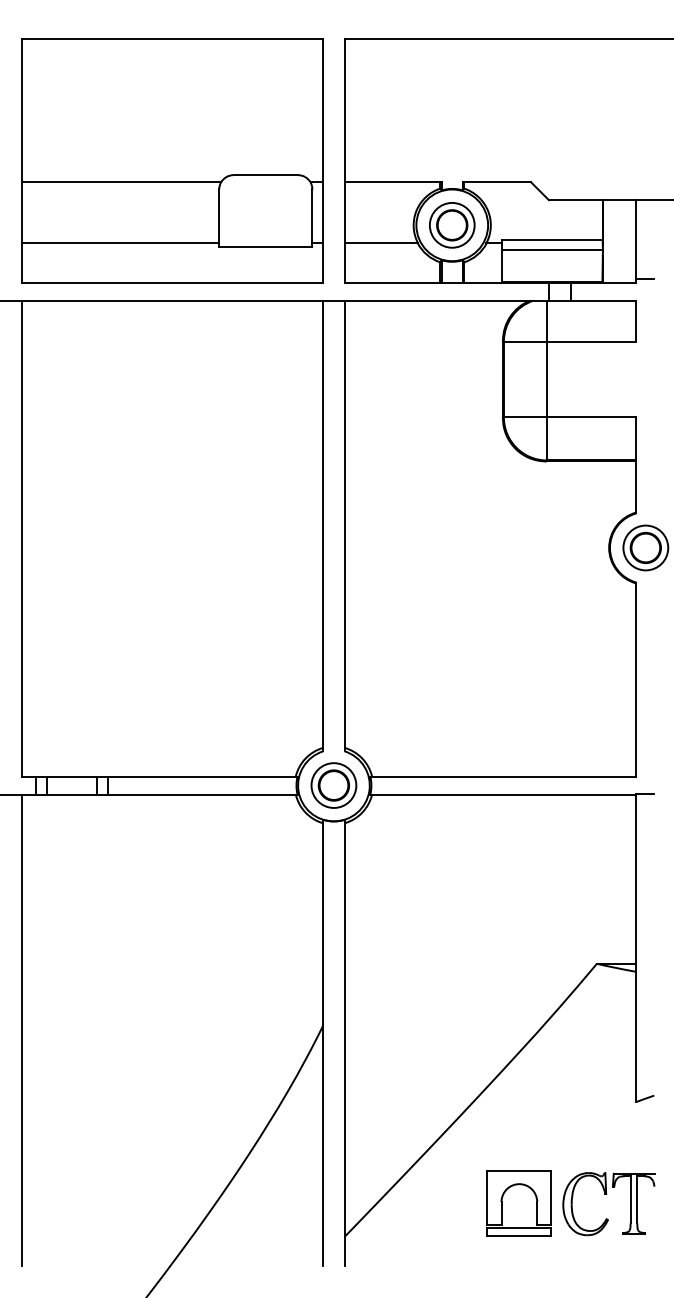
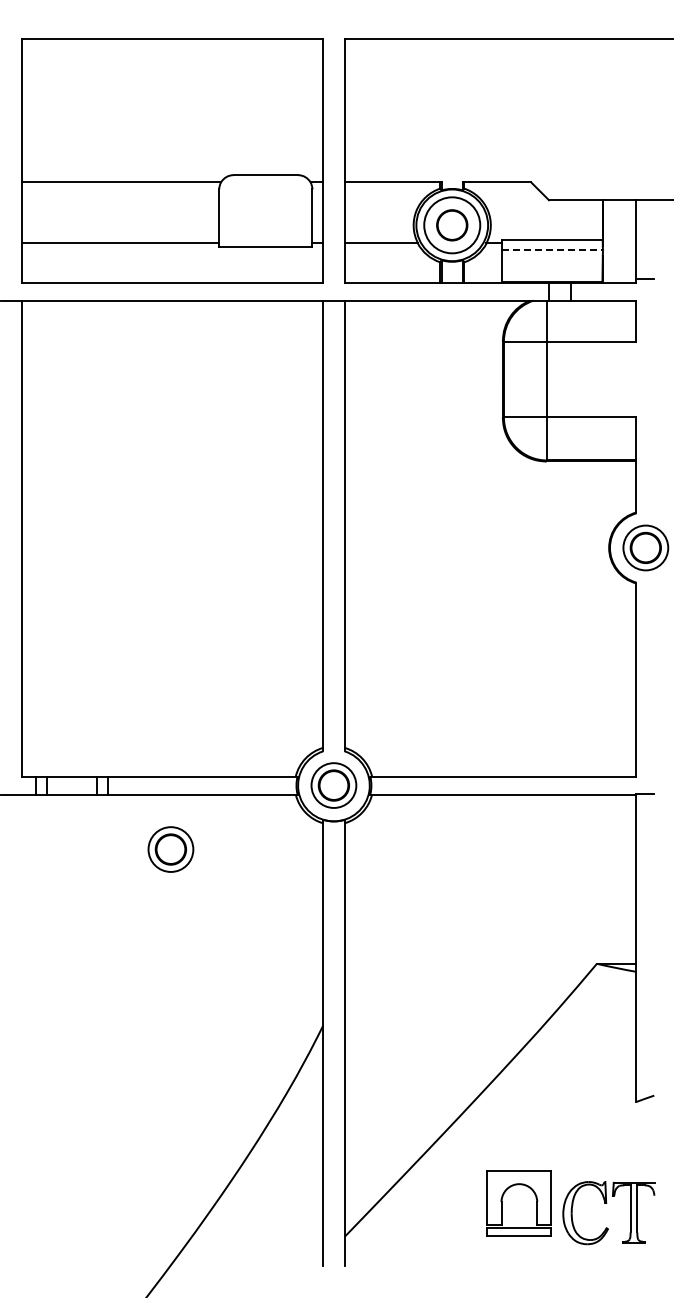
circle diameter: 45 px -> 56 px (452, 225)
line: solid -> dashed (553, 250)
part: none -> present (170, 849)
line: present -> none (22, 1030)
part position: (607, 1194) -> (607, 1203) (607, 1203)
